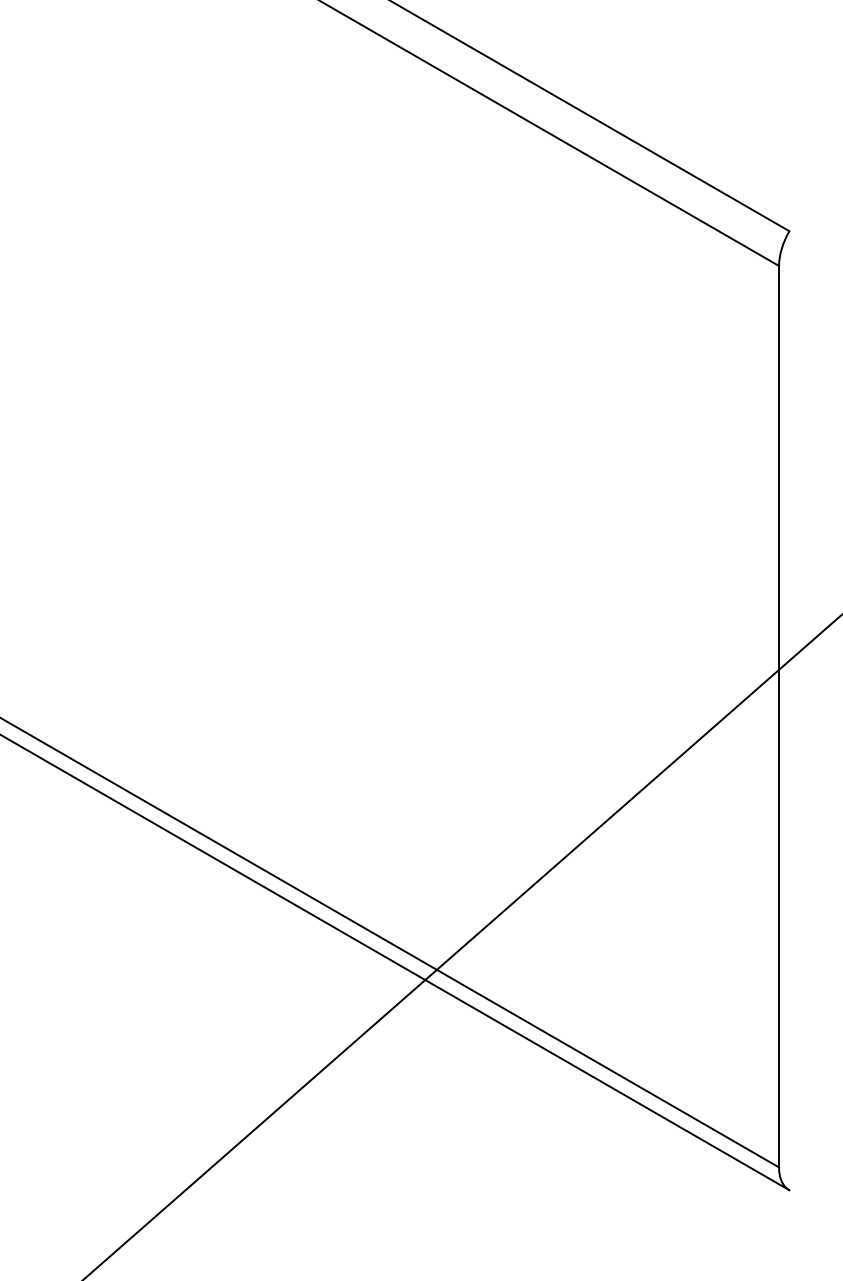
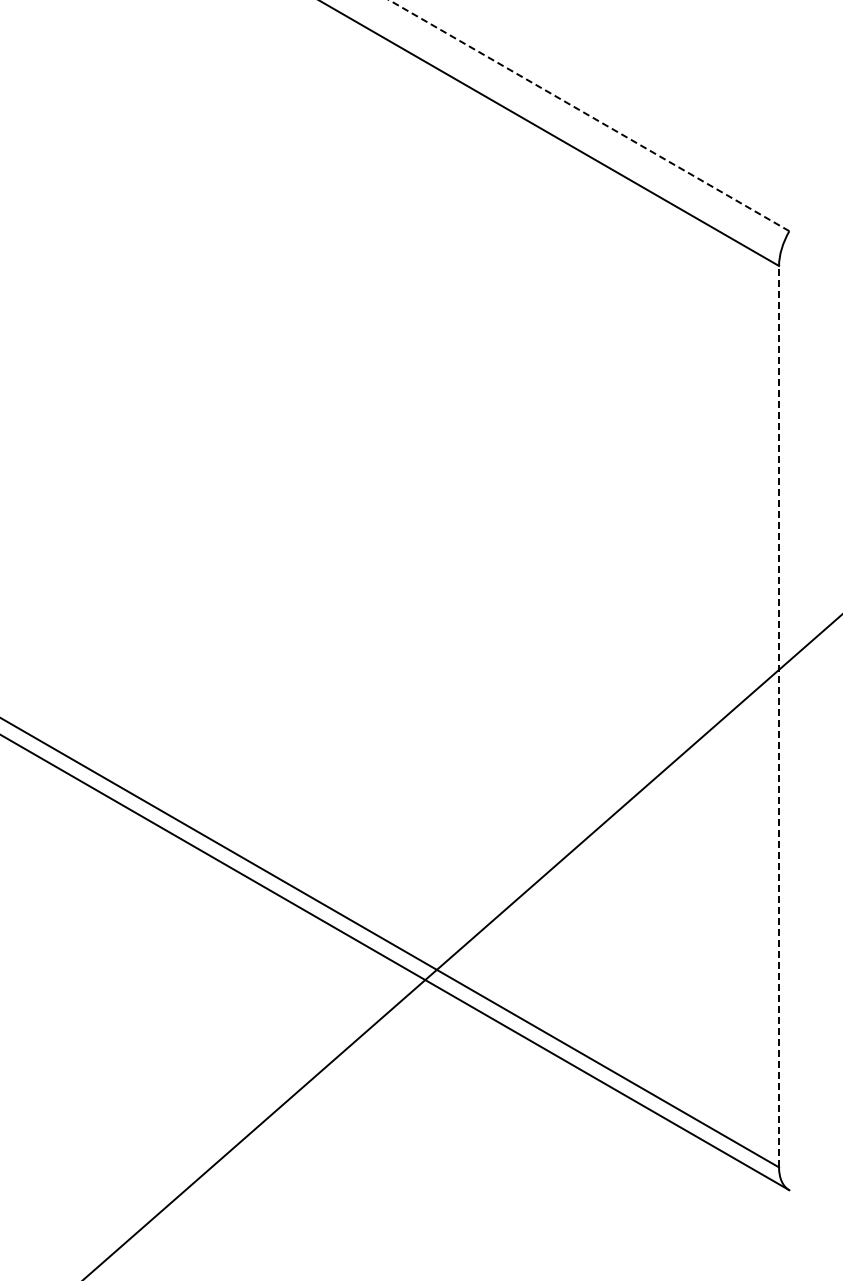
line: solid -> dashed (589, 115)
line: solid -> dashed (779, 716)
